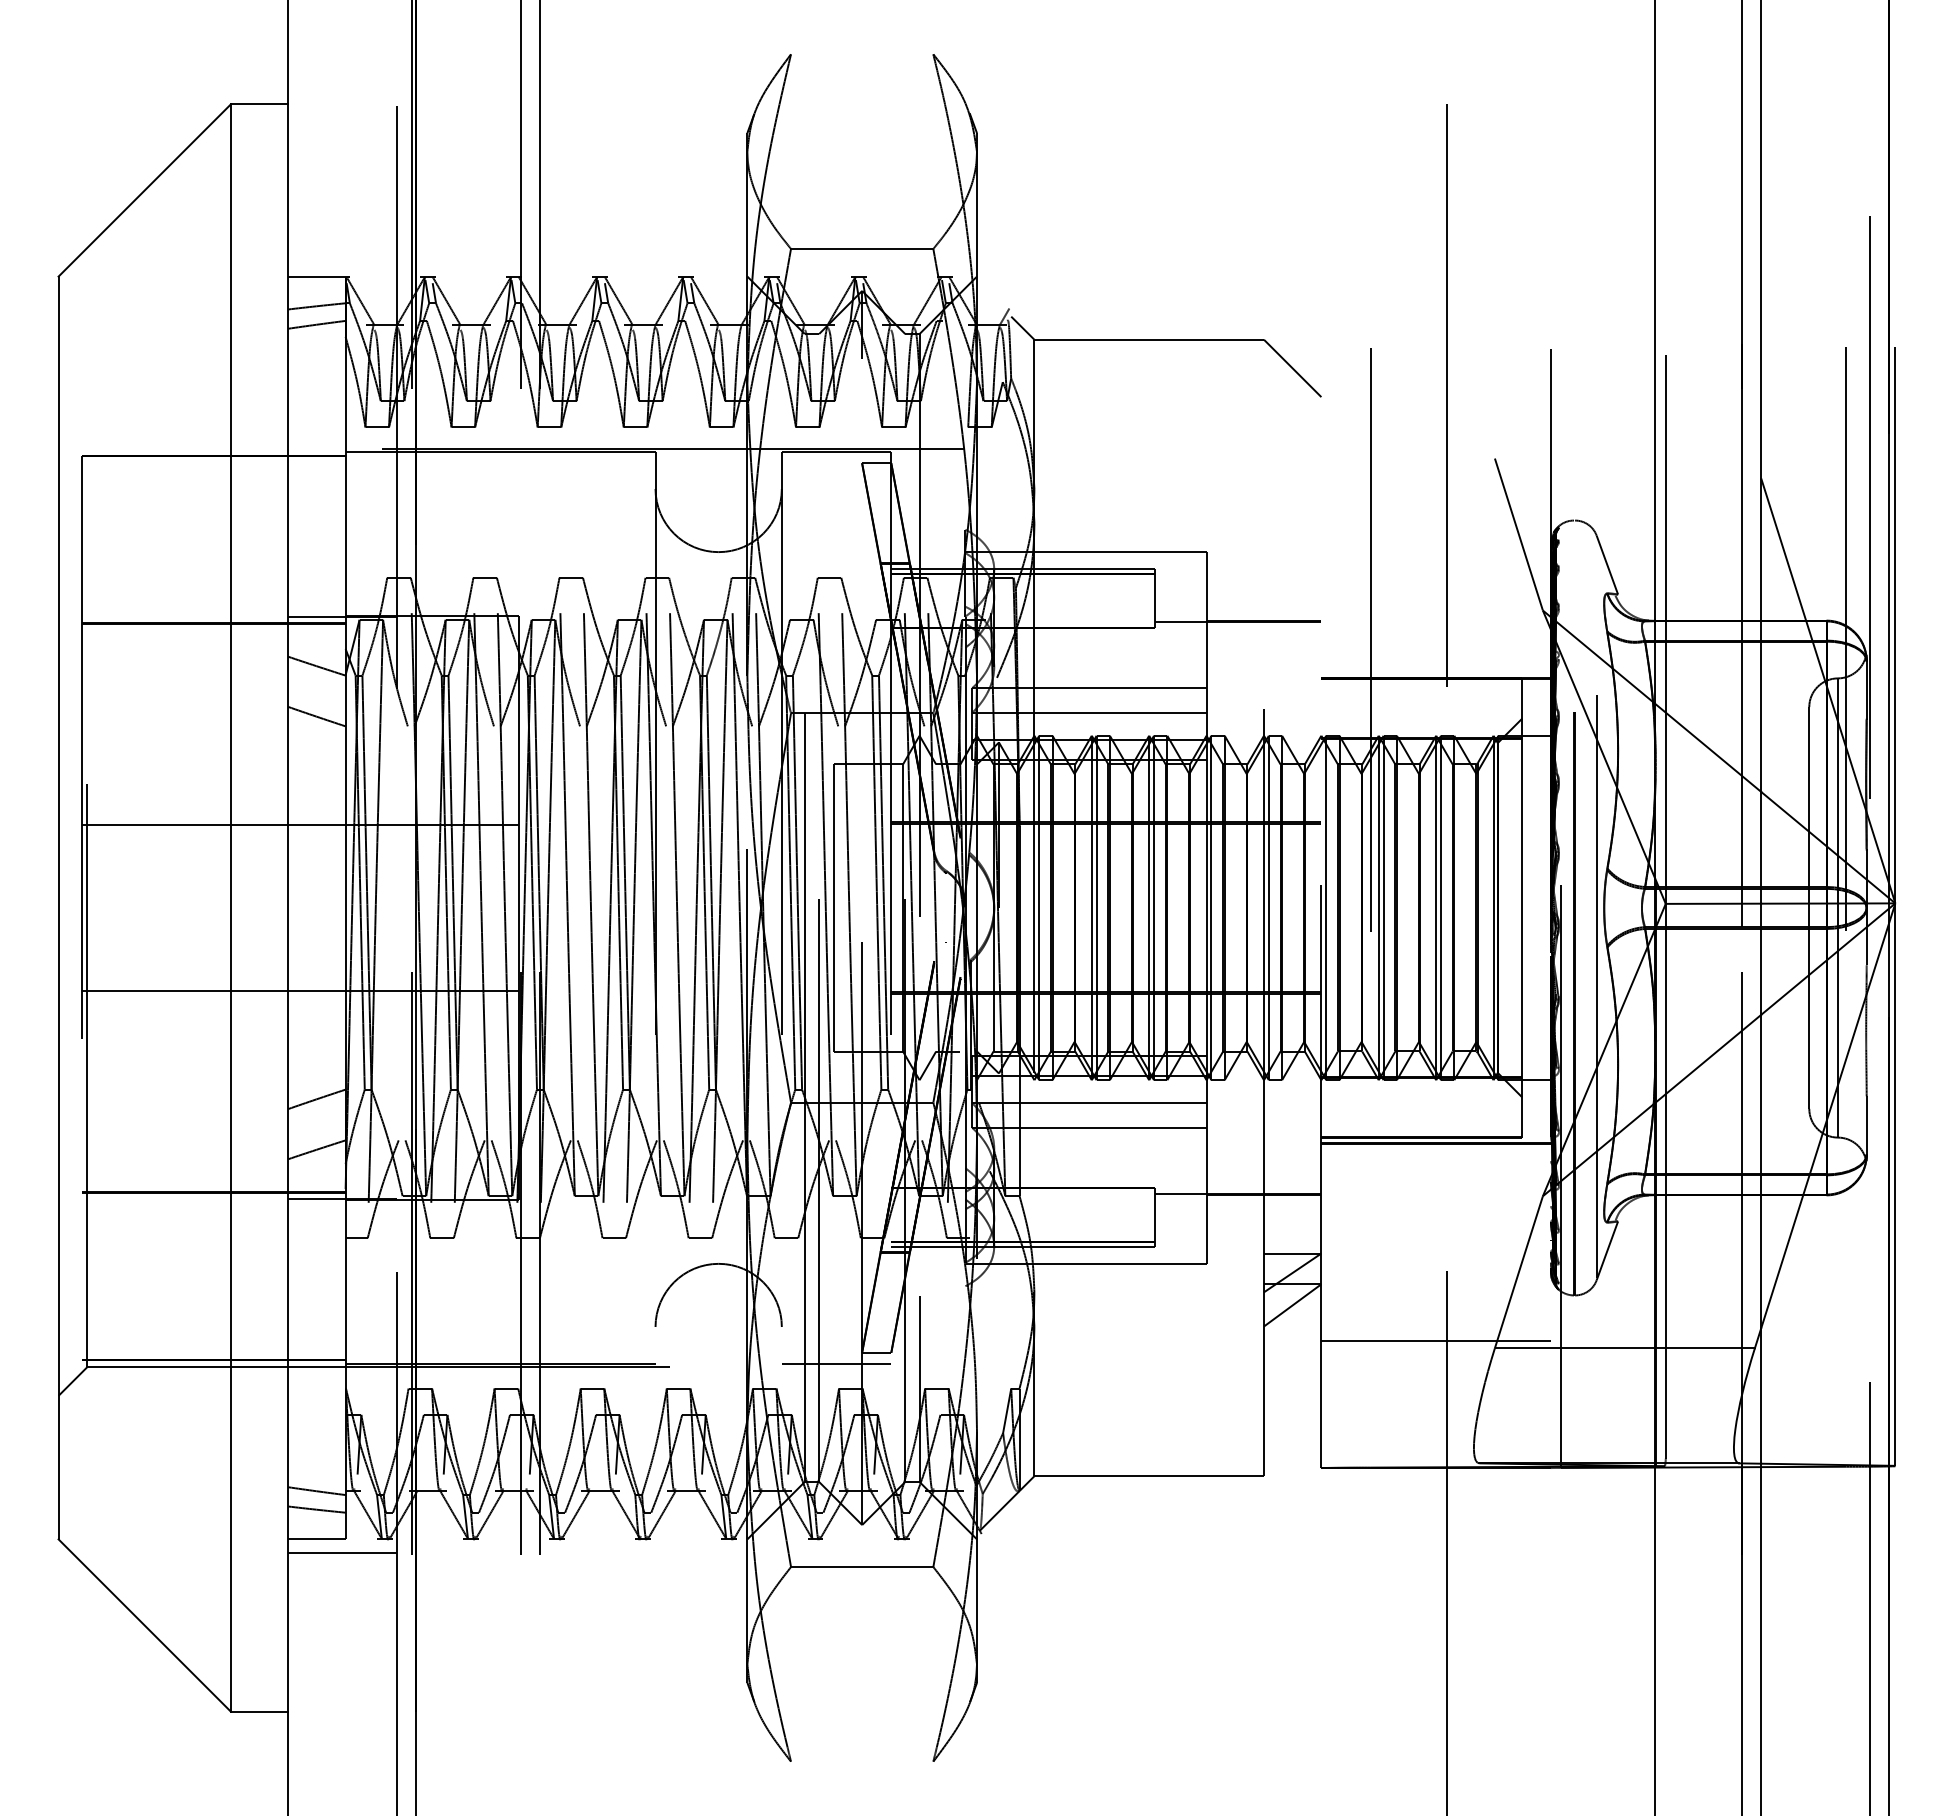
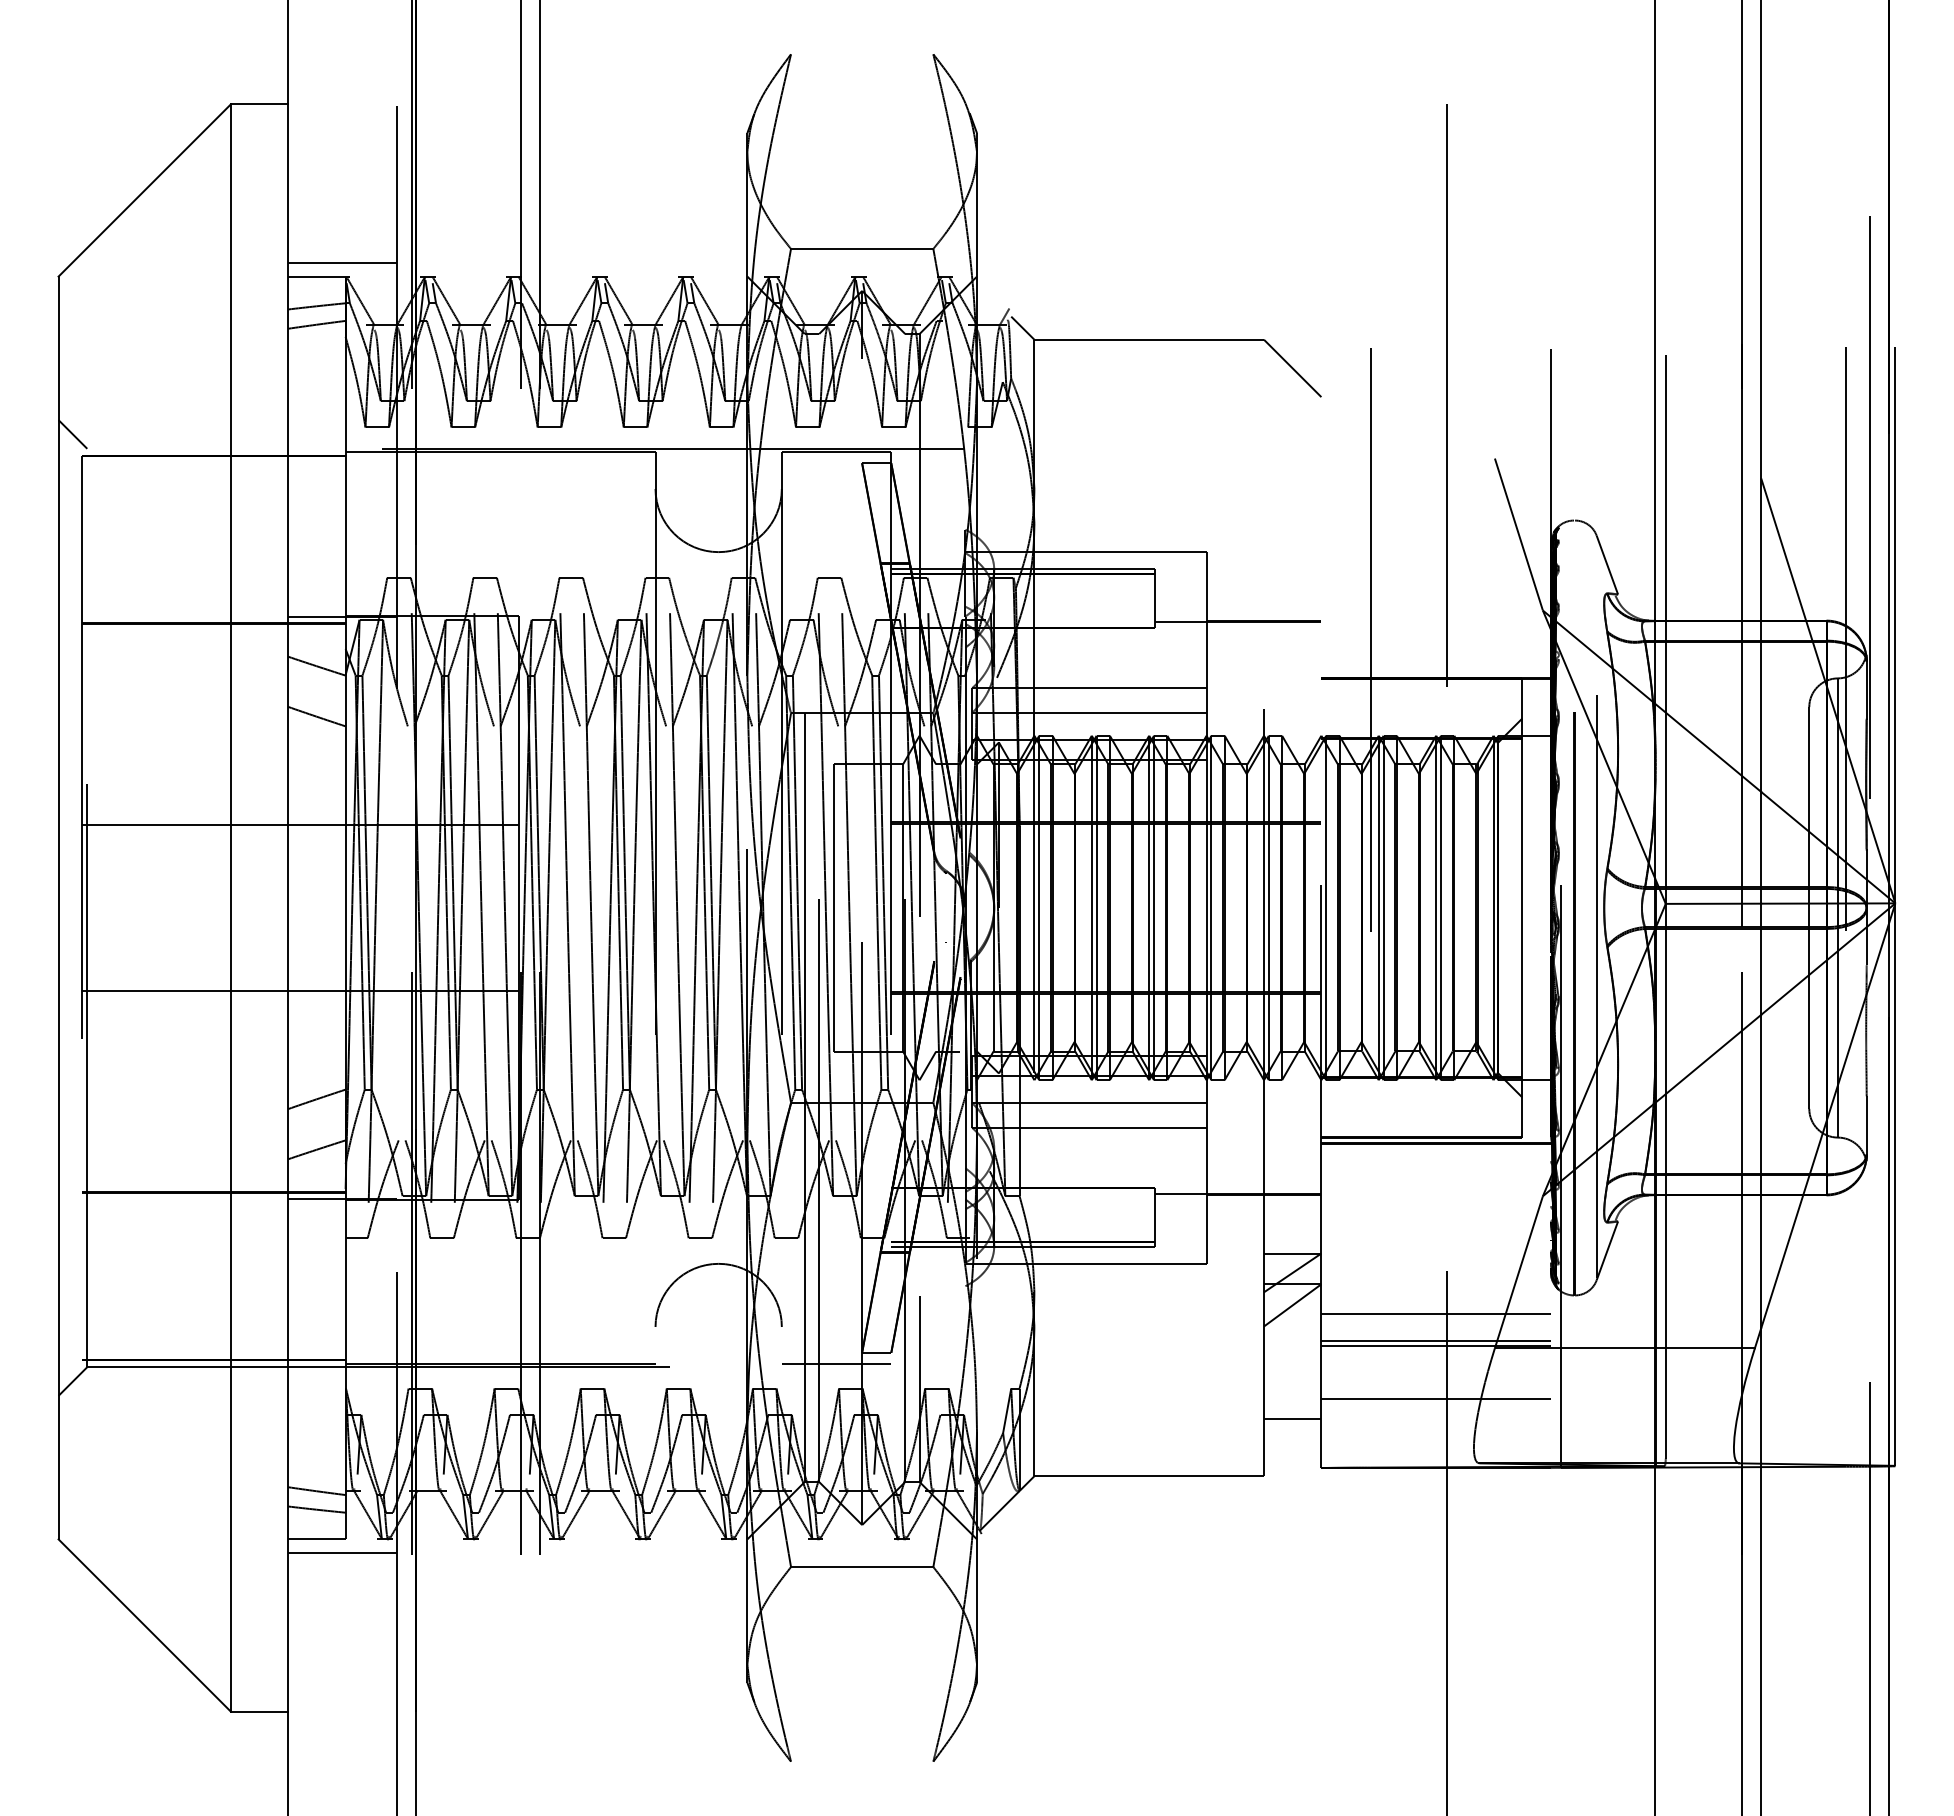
line: none -> present (342, 262)
line: none -> present (72, 434)
line: none -> present (1435, 1314)
line: none -> present (1435, 1345)
line: none -> present (1435, 1398)
line: none -> present (1292, 1418)
